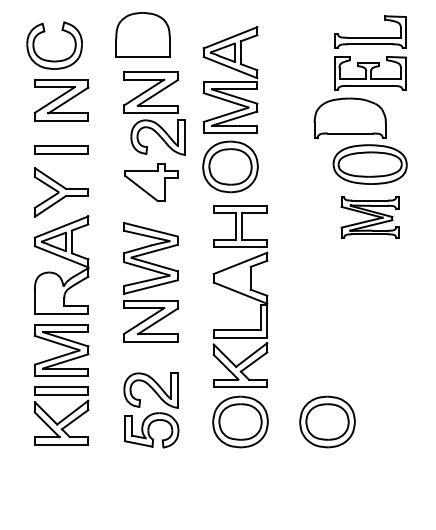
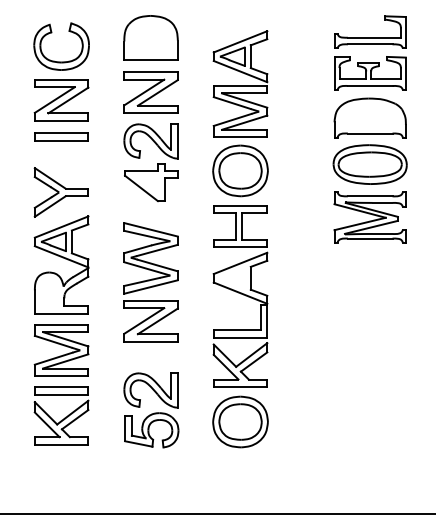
part position: (142, 34) -> (150, 37) (150, 37)
part position: (54, 60) -> (61, 61) (61, 61)
part position: (230, 109) -> (240, 113) (240, 113)
part position: (349, 117) -> (369, 117) (369, 117)
part position: (157, 137) -> (150, 141) (150, 141)
part position: (61, 149) -> (61, 136) (61, 136)
part size: 60x43 px -> 74x53 px (369, 217)
part: present -> none (327, 421)
line: none -> present (217, 514)
